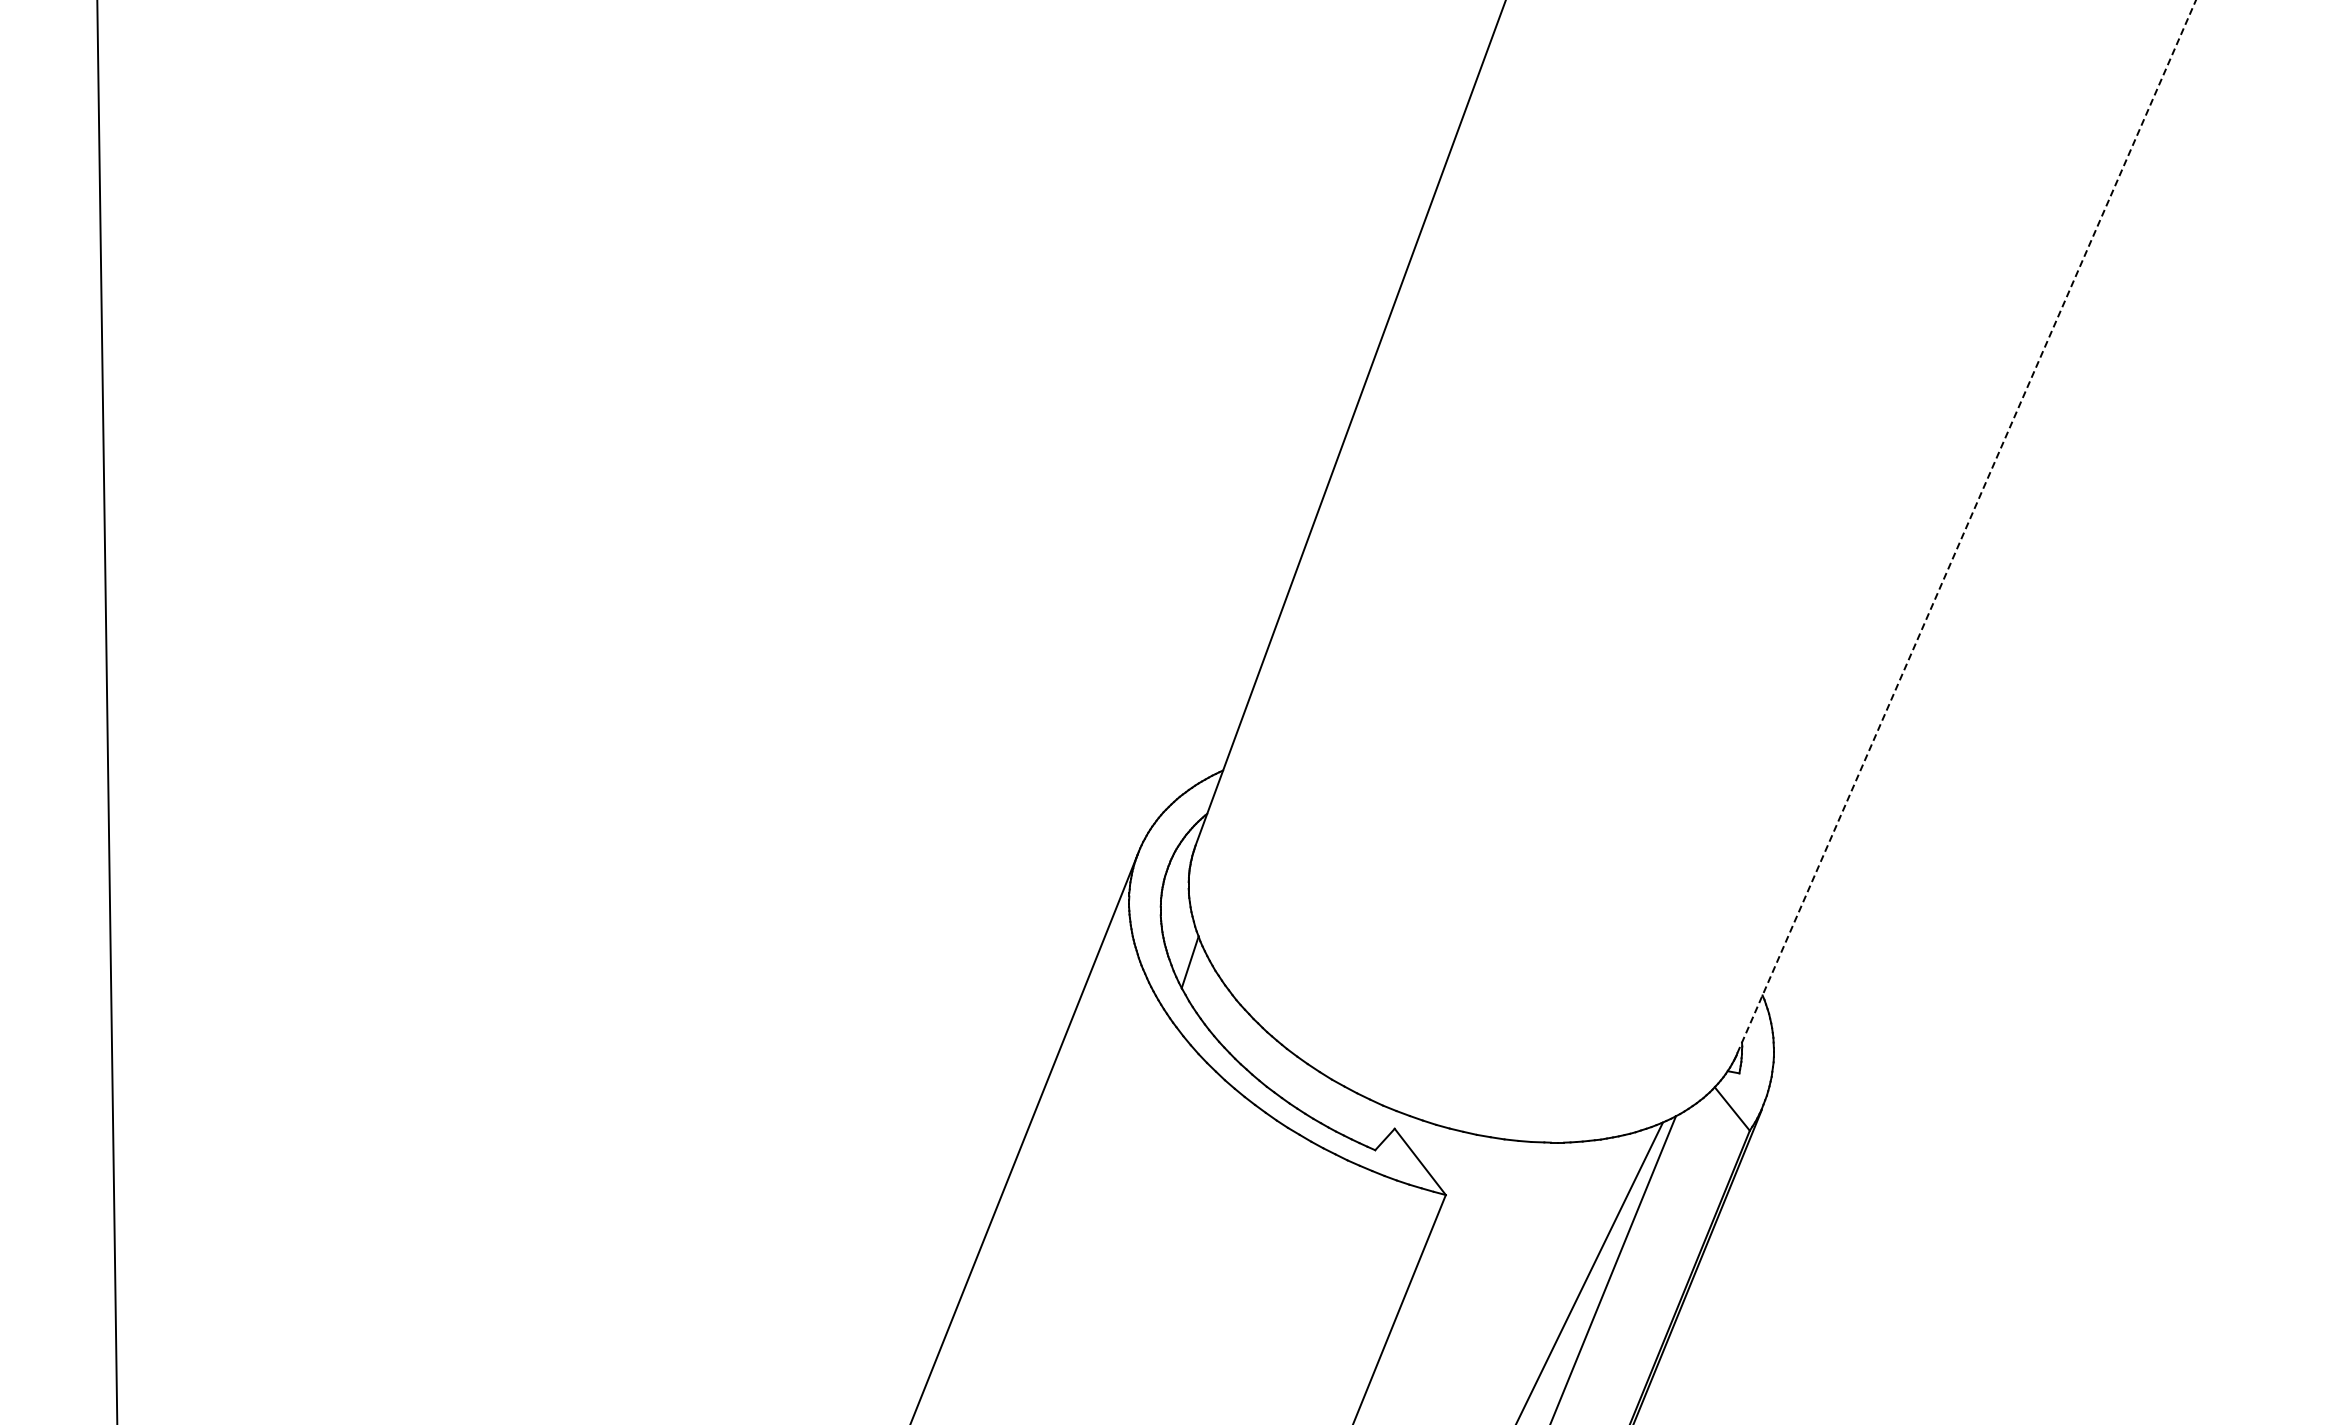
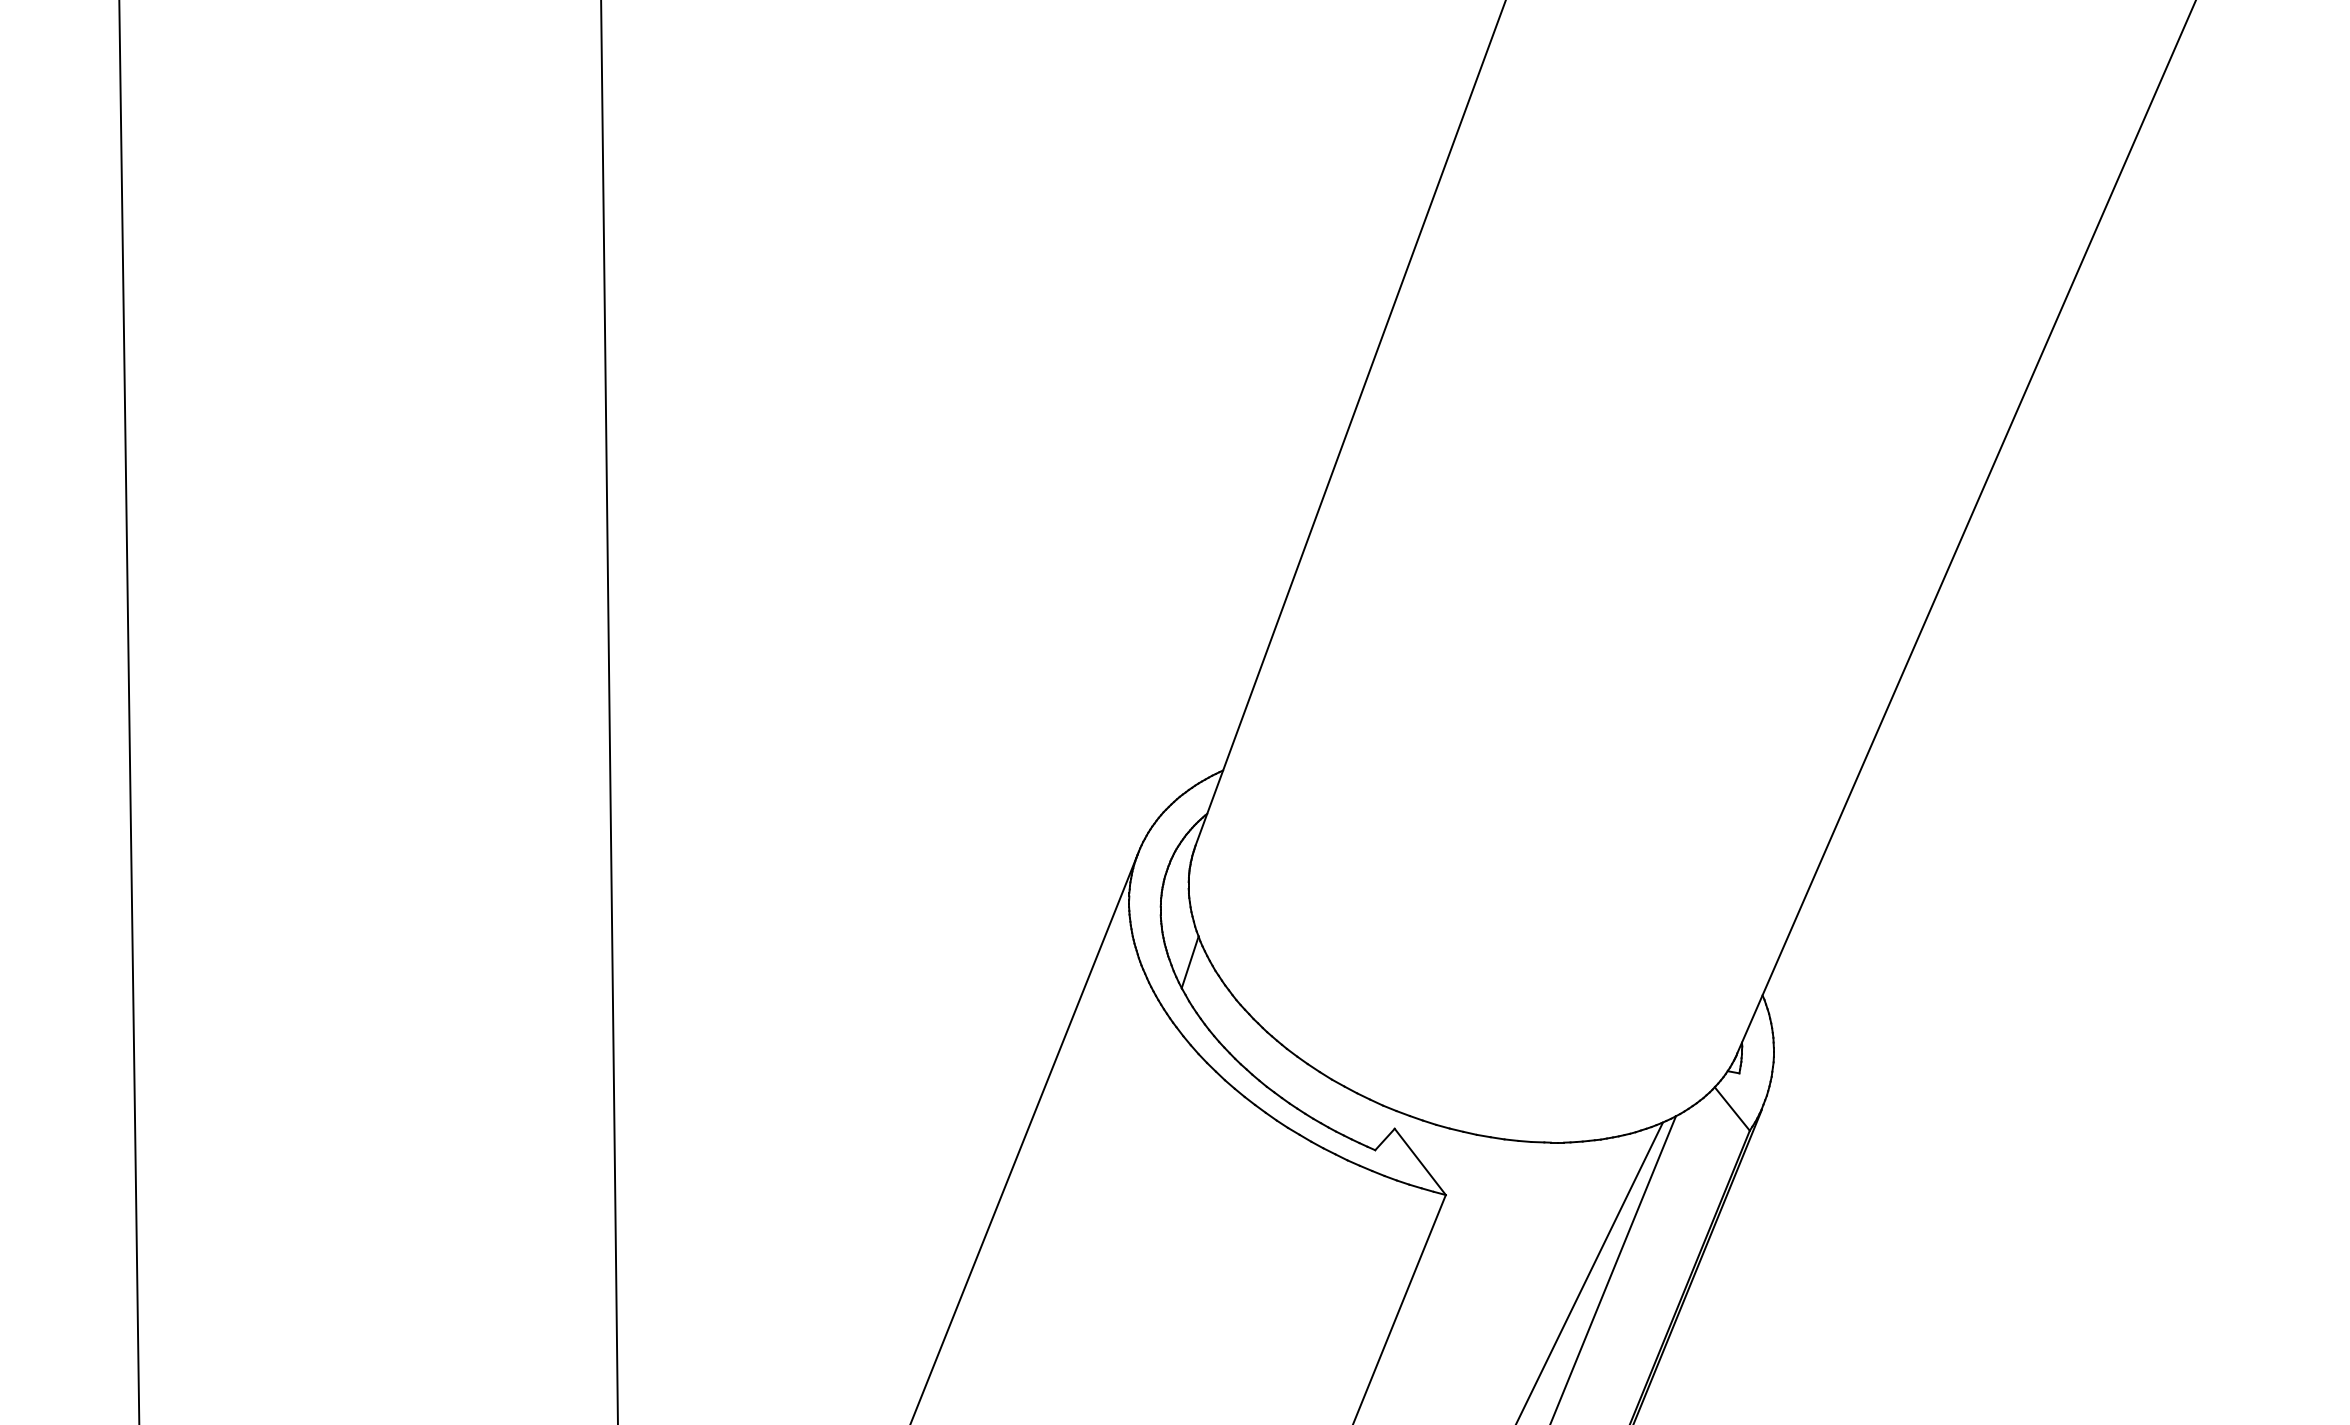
line: dashed -> solid (1966, 526)
line position: (107, 711) -> (129, 711) (129, 711)
line: none -> present (609, 711)
